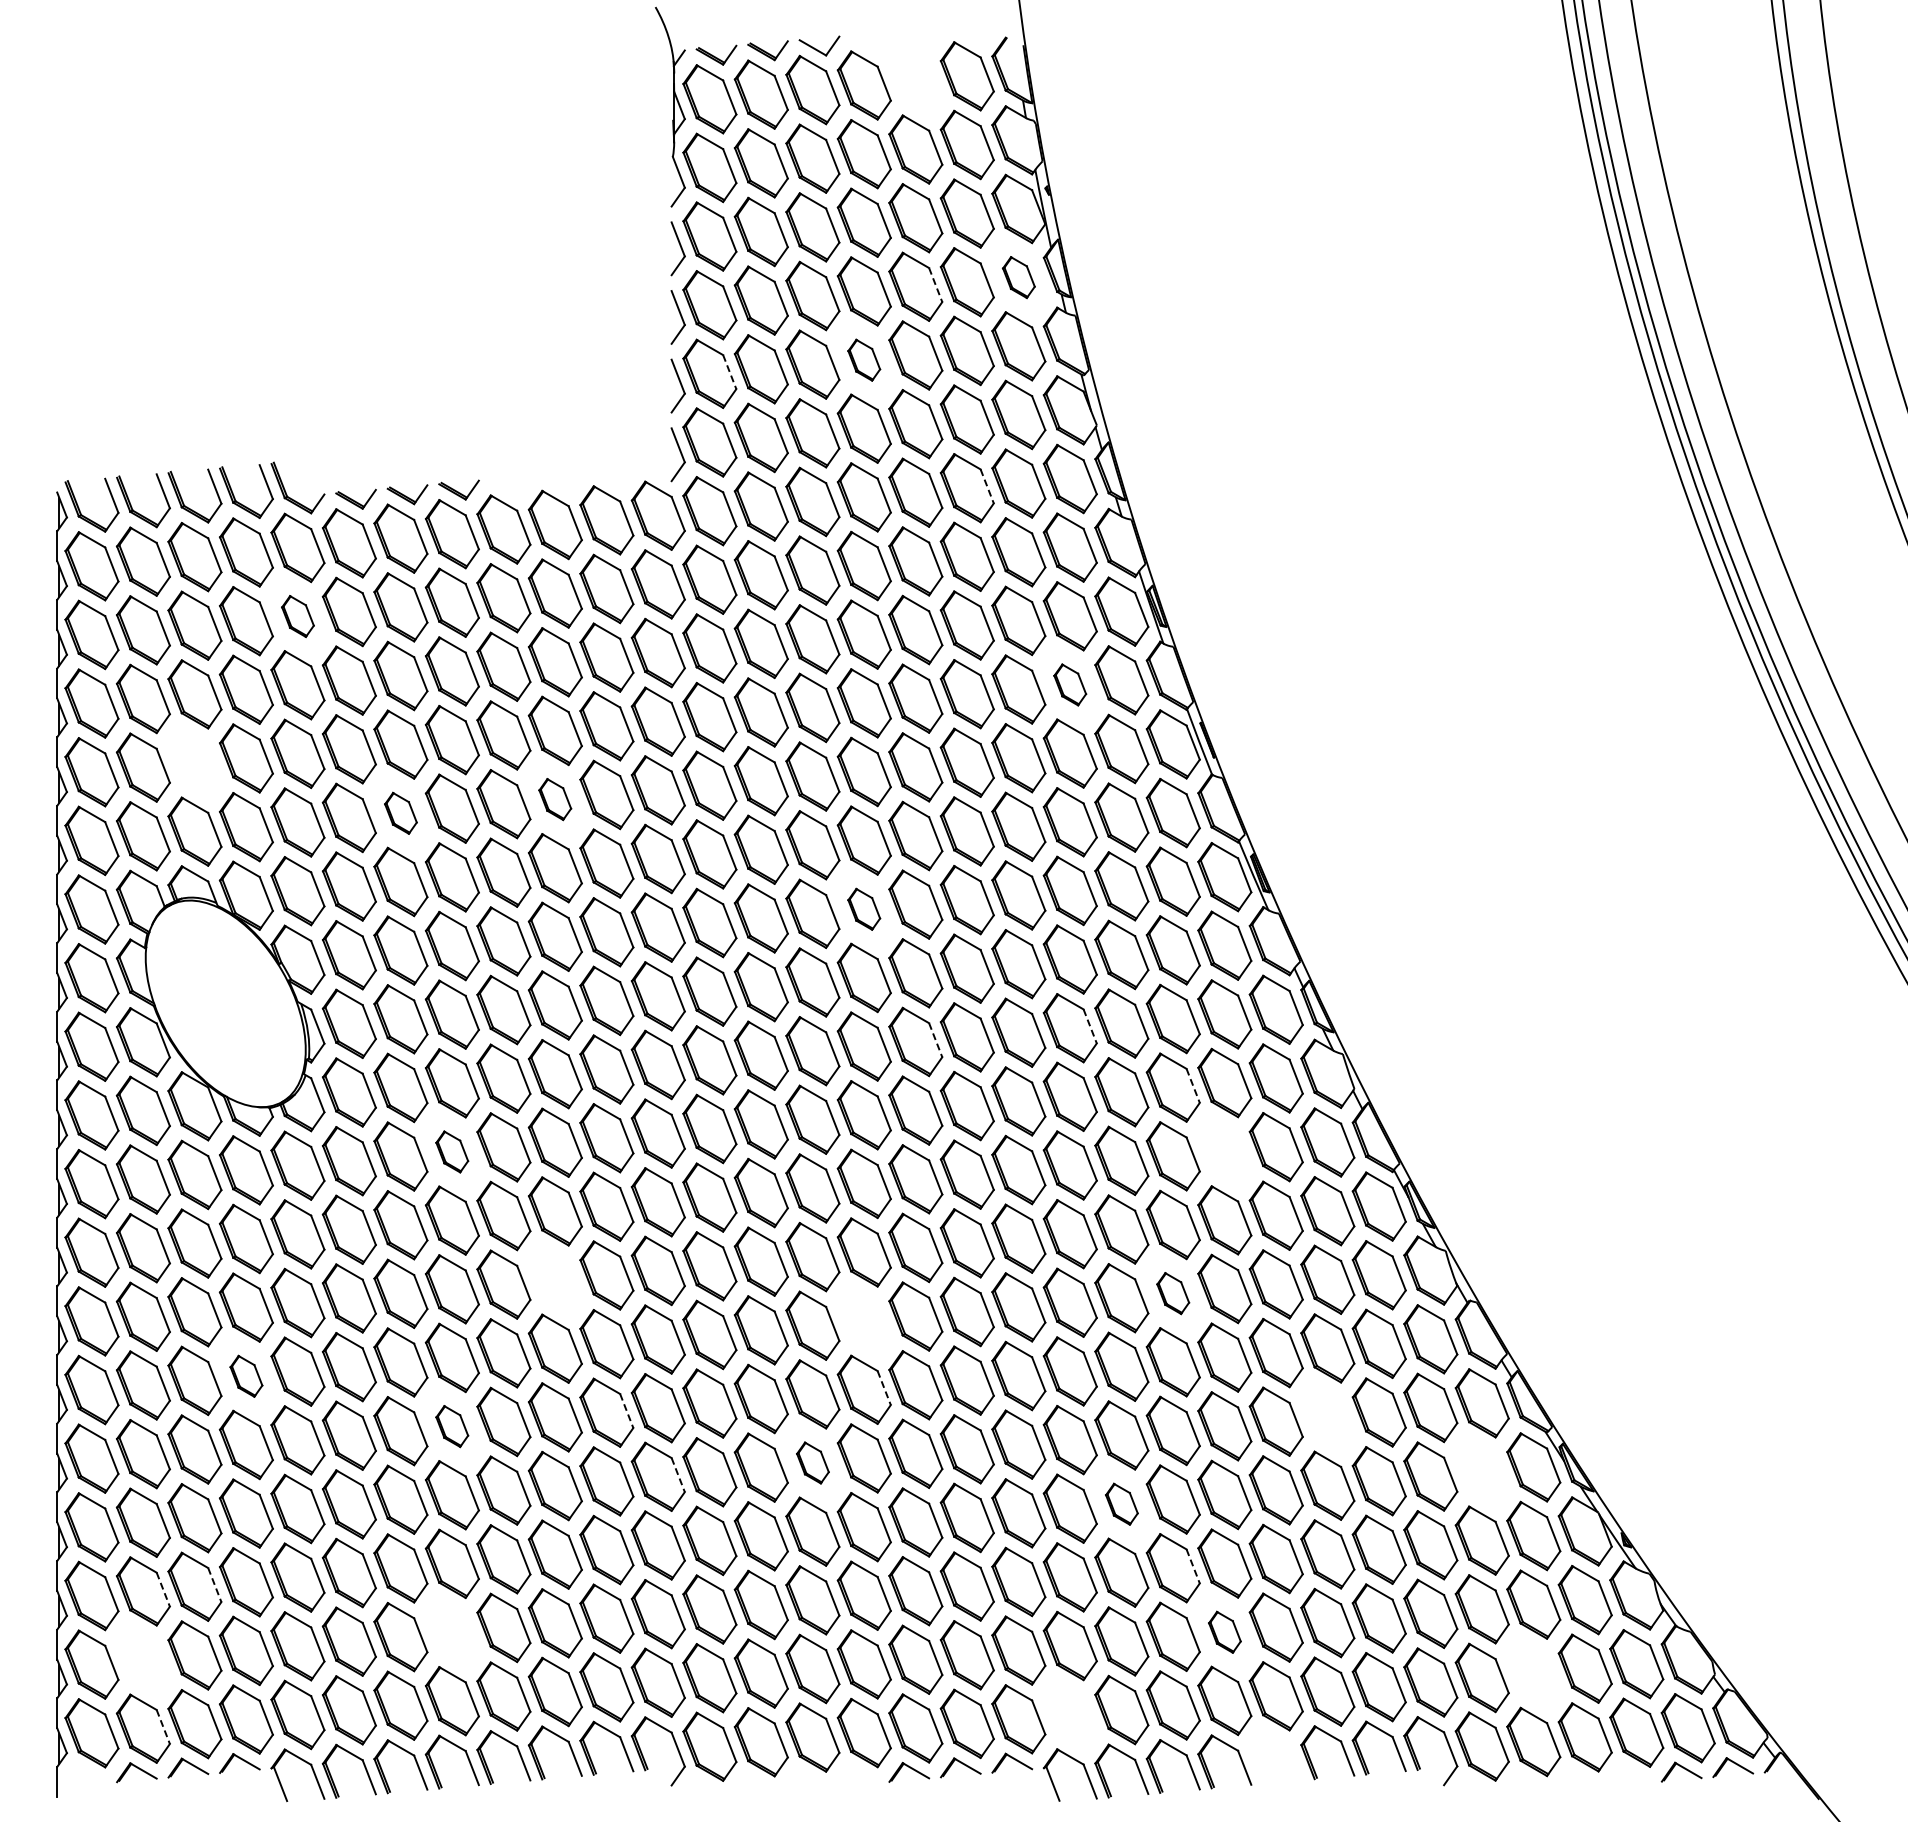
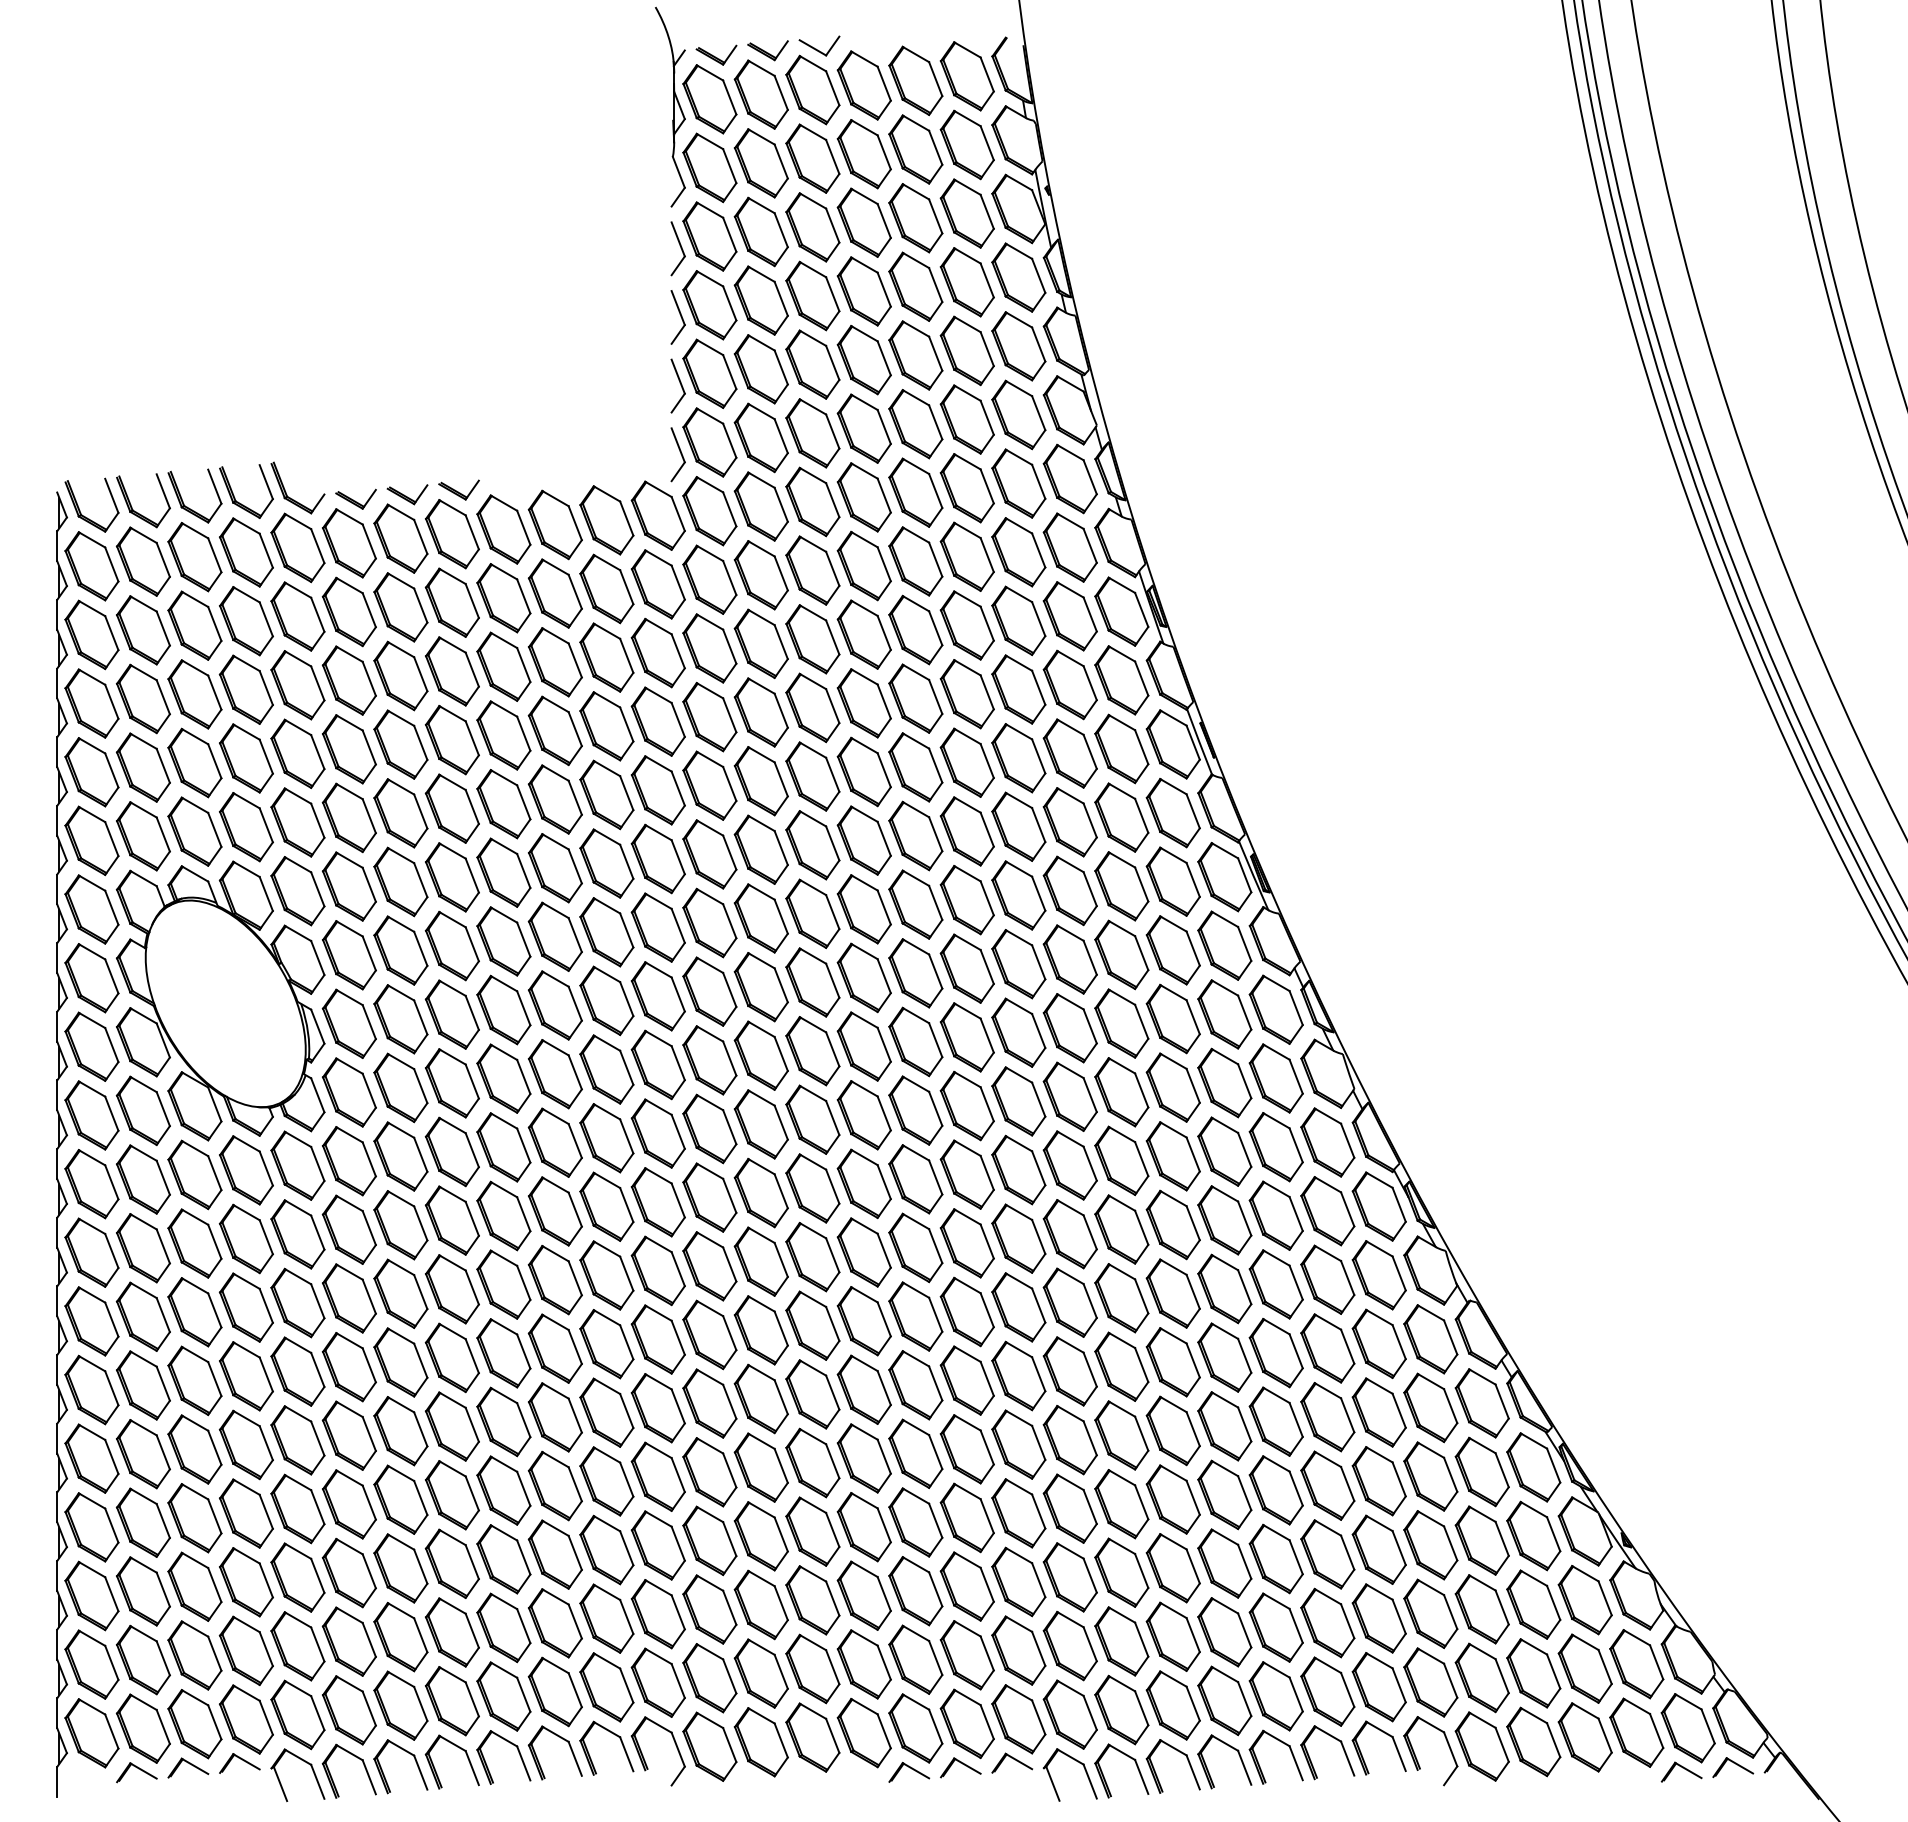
part: none -> present (915, 80)
part size: 35x44 px -> 56x71 px (1018, 277)
line: dashed -> solid (935, 285)
part size: 35x44 px -> 56x71 px (863, 360)
line: dashed -> solid (729, 372)
line: dashed -> solid (987, 486)
part size: 34x44 px -> 56x71 px (297, 616)
part size: 35x44 px -> 56x72 px (1069, 684)
part: none -> present (194, 762)
part size: 35x44 px -> 56x71 px (554, 799)
part size: 34x44 px -> 56x71 px (400, 813)
part size: 35x44 px -> 56x71 px (863, 909)
line: dashed -> solid (1090, 1026)
line: dashed -> solid (935, 1040)
line: dashed -> solid (1193, 1086)
part size: 35x44 px -> 56x72 px (451, 1151)
part: none -> present (1224, 1151)
part: none -> present (554, 1280)
part size: 35x44 px -> 56x71 px (1172, 1293)
part: none -> present (863, 1321)
part size: 35x44 px -> 55x71 px (246, 1376)
line: dashed -> solid (884, 1388)
line: dashed -> solid (626, 1411)
part: none -> present (1327, 1417)
part size: 35x44 px -> 56x71 px (451, 1426)
part size: 34x44 px -> 56x72 px (812, 1462)
part: none -> present (1481, 1471)
line: dashed -> solid (678, 1475)
part size: 34x44 px -> 56x71 px (1121, 1504)
line: dashed -> solid (1193, 1566)
line: dashed -> solid (214, 1585)
line: dashed -> solid (163, 1590)
part size: 34x44 px -> 56x71 px (1224, 1632)
part: none -> present (452, 1632)
part: none -> present (143, 1659)
part: none -> present (1533, 1673)
part: none -> present (1069, 1714)
line: dashed -> solid (163, 1727)
part: none -> present (1282, 1743)
